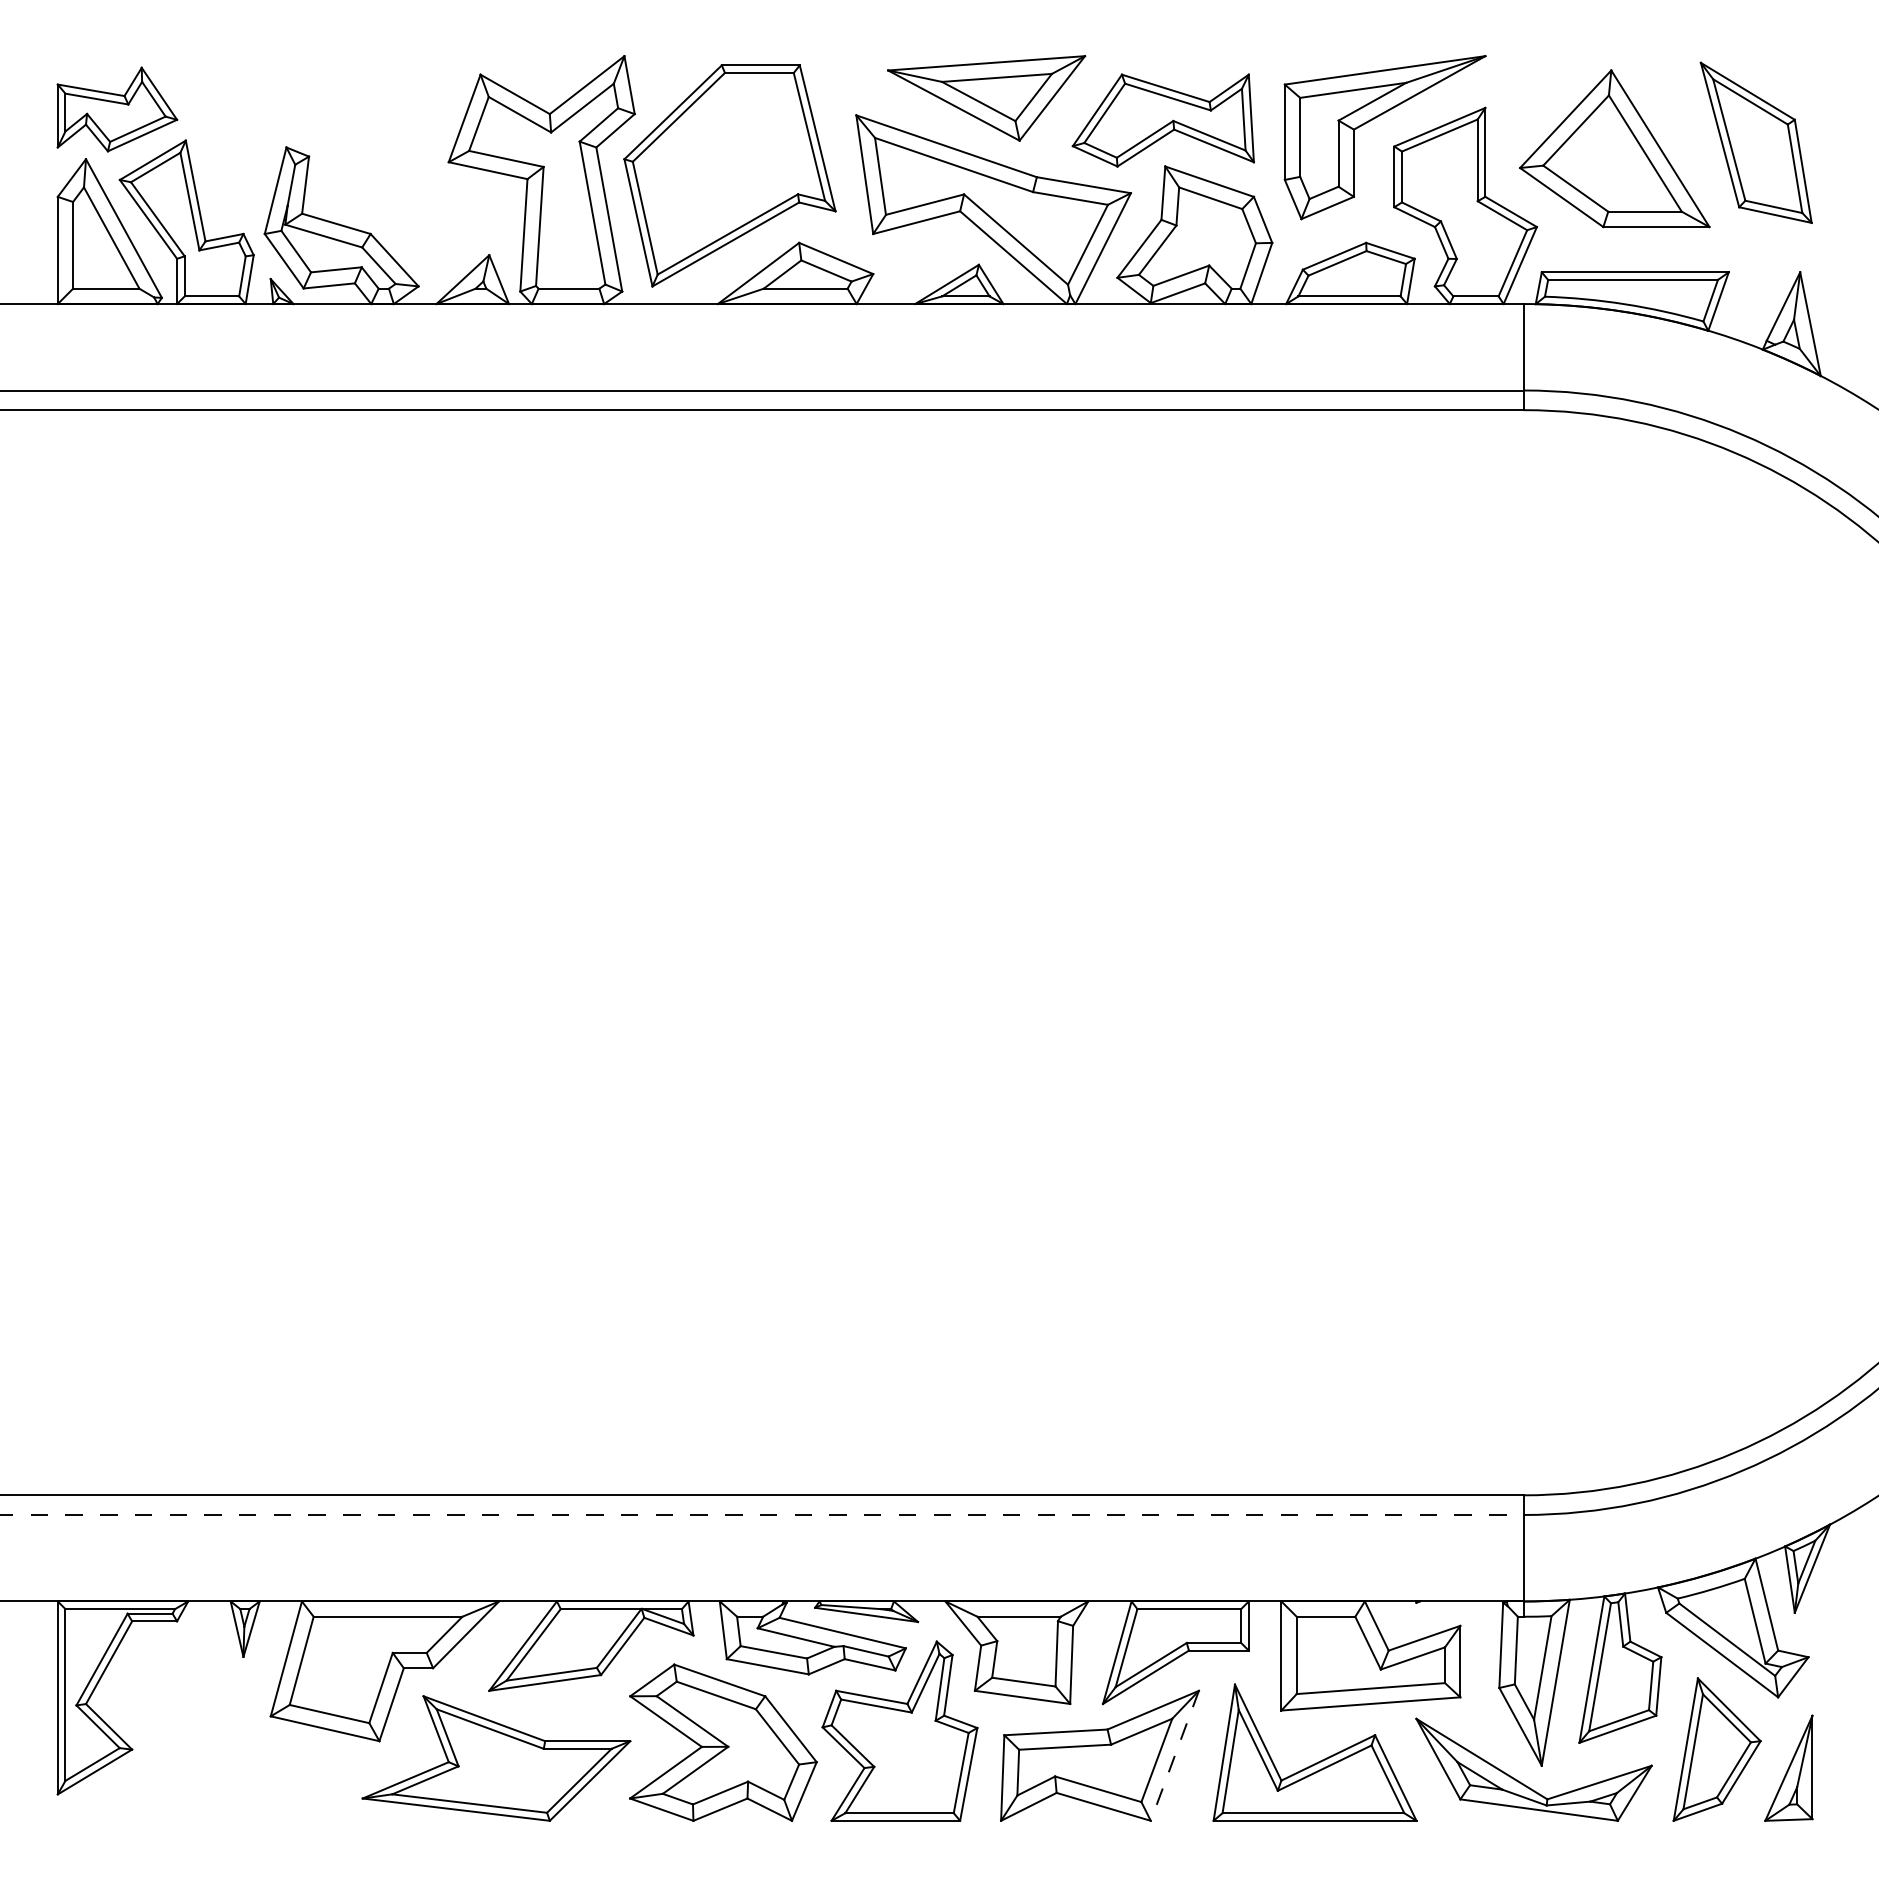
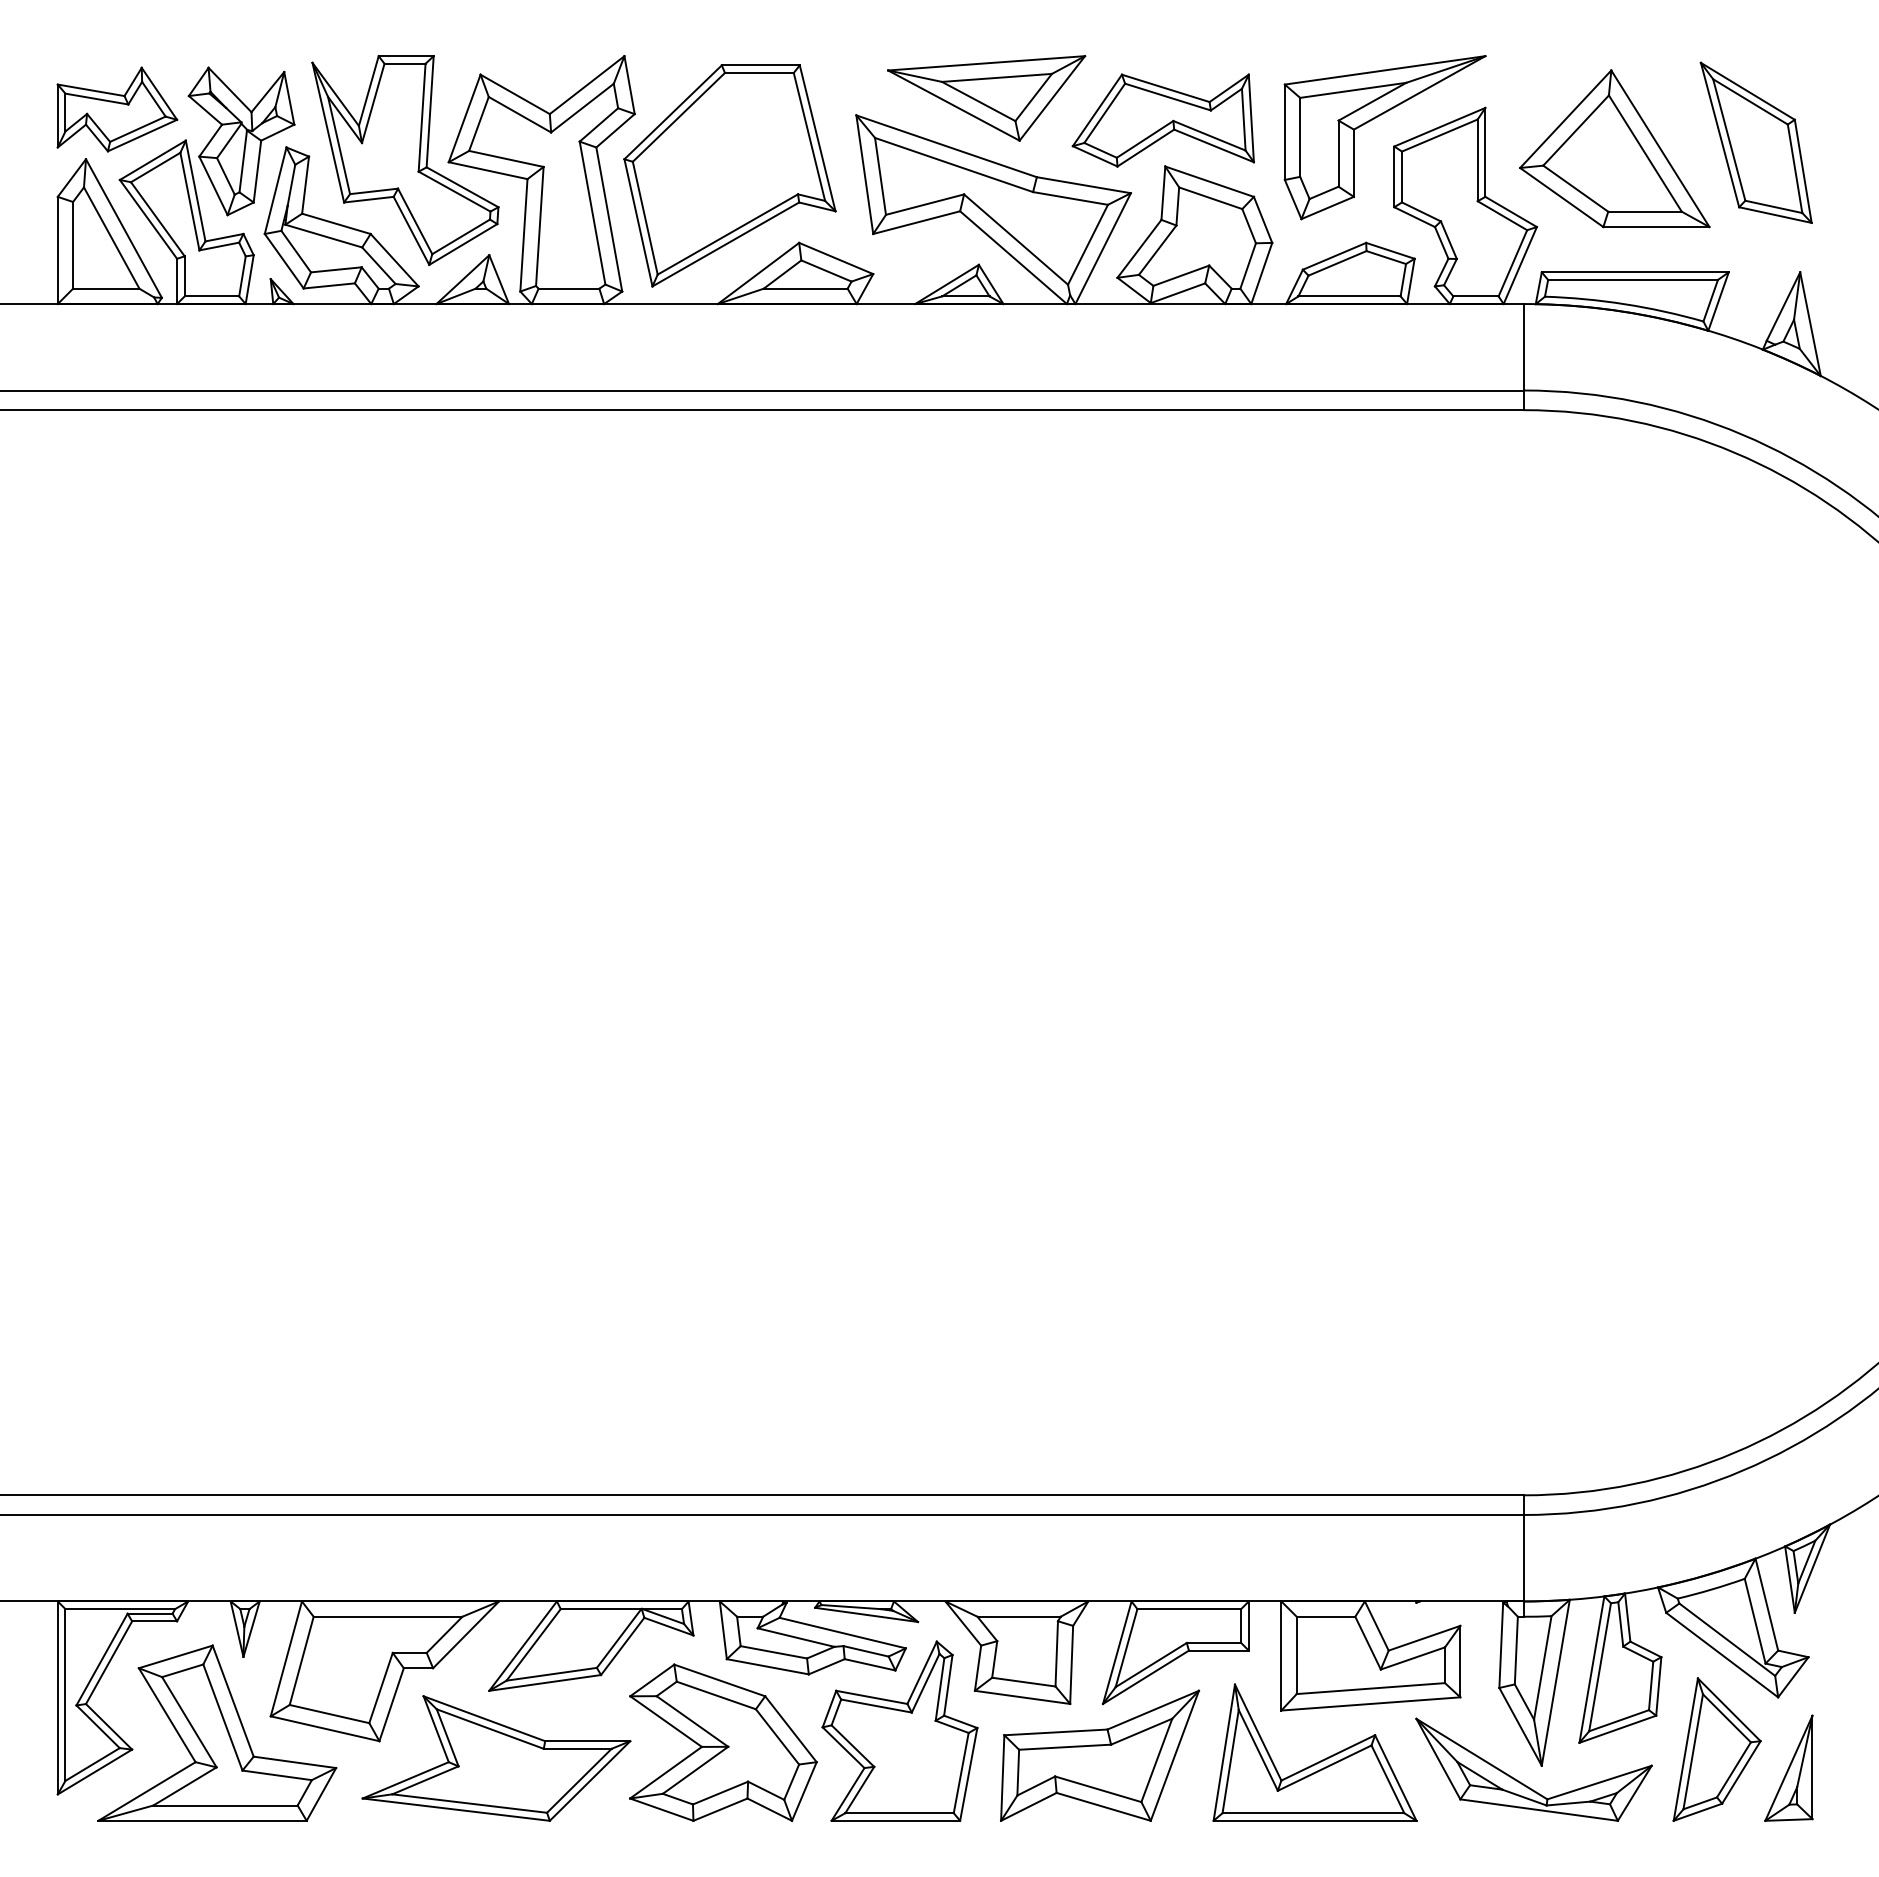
part: none -> present (241, 141)
part: none -> present (405, 160)
line: dashed -> solid (761, 1514)
part: none -> present (217, 1732)
line: dashed -> solid (1174, 1756)
